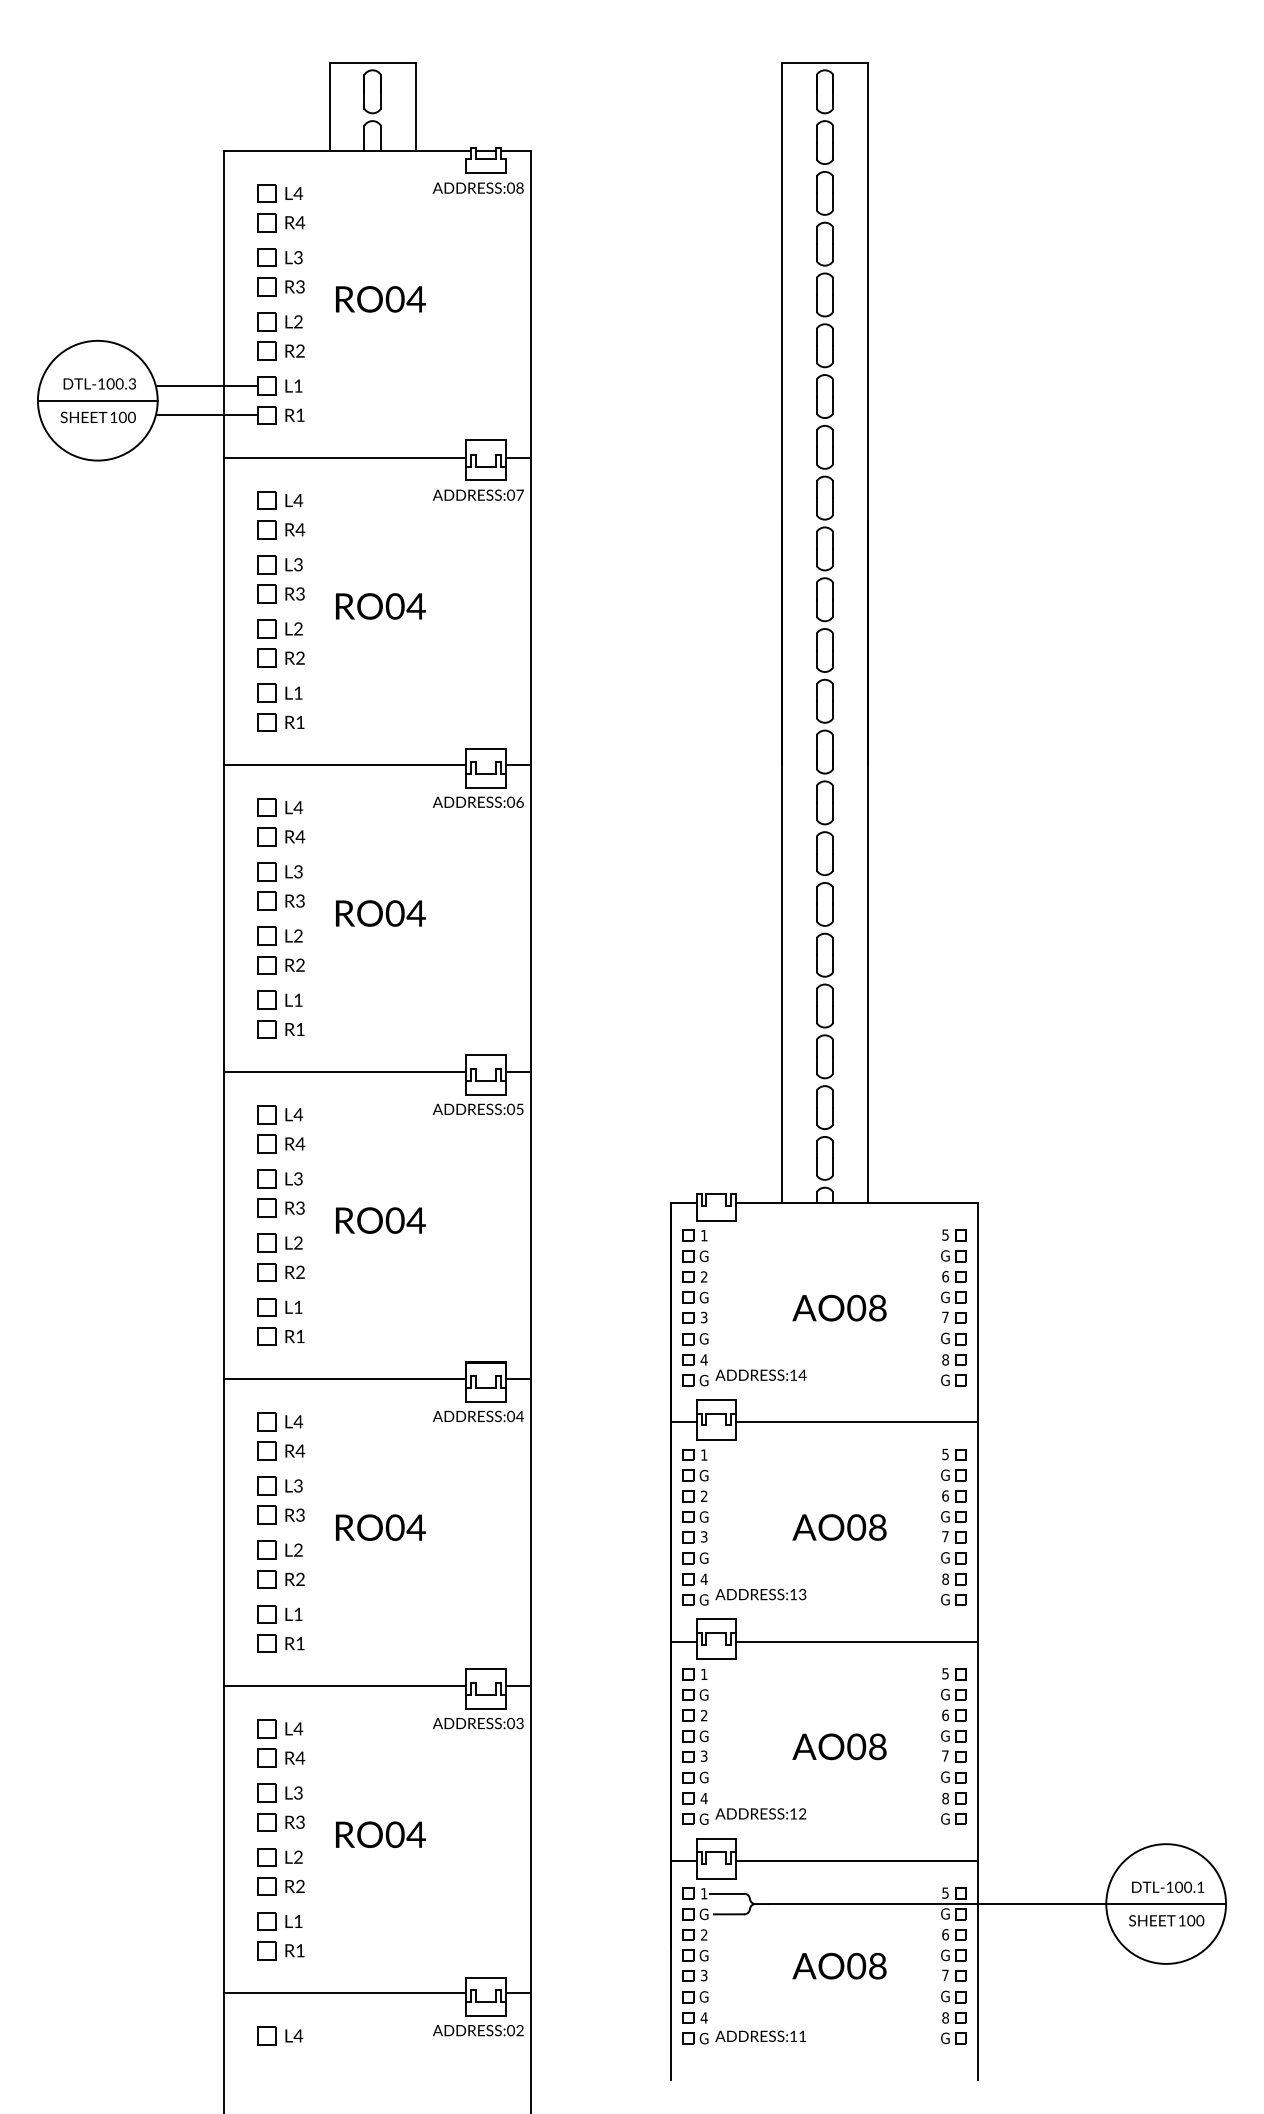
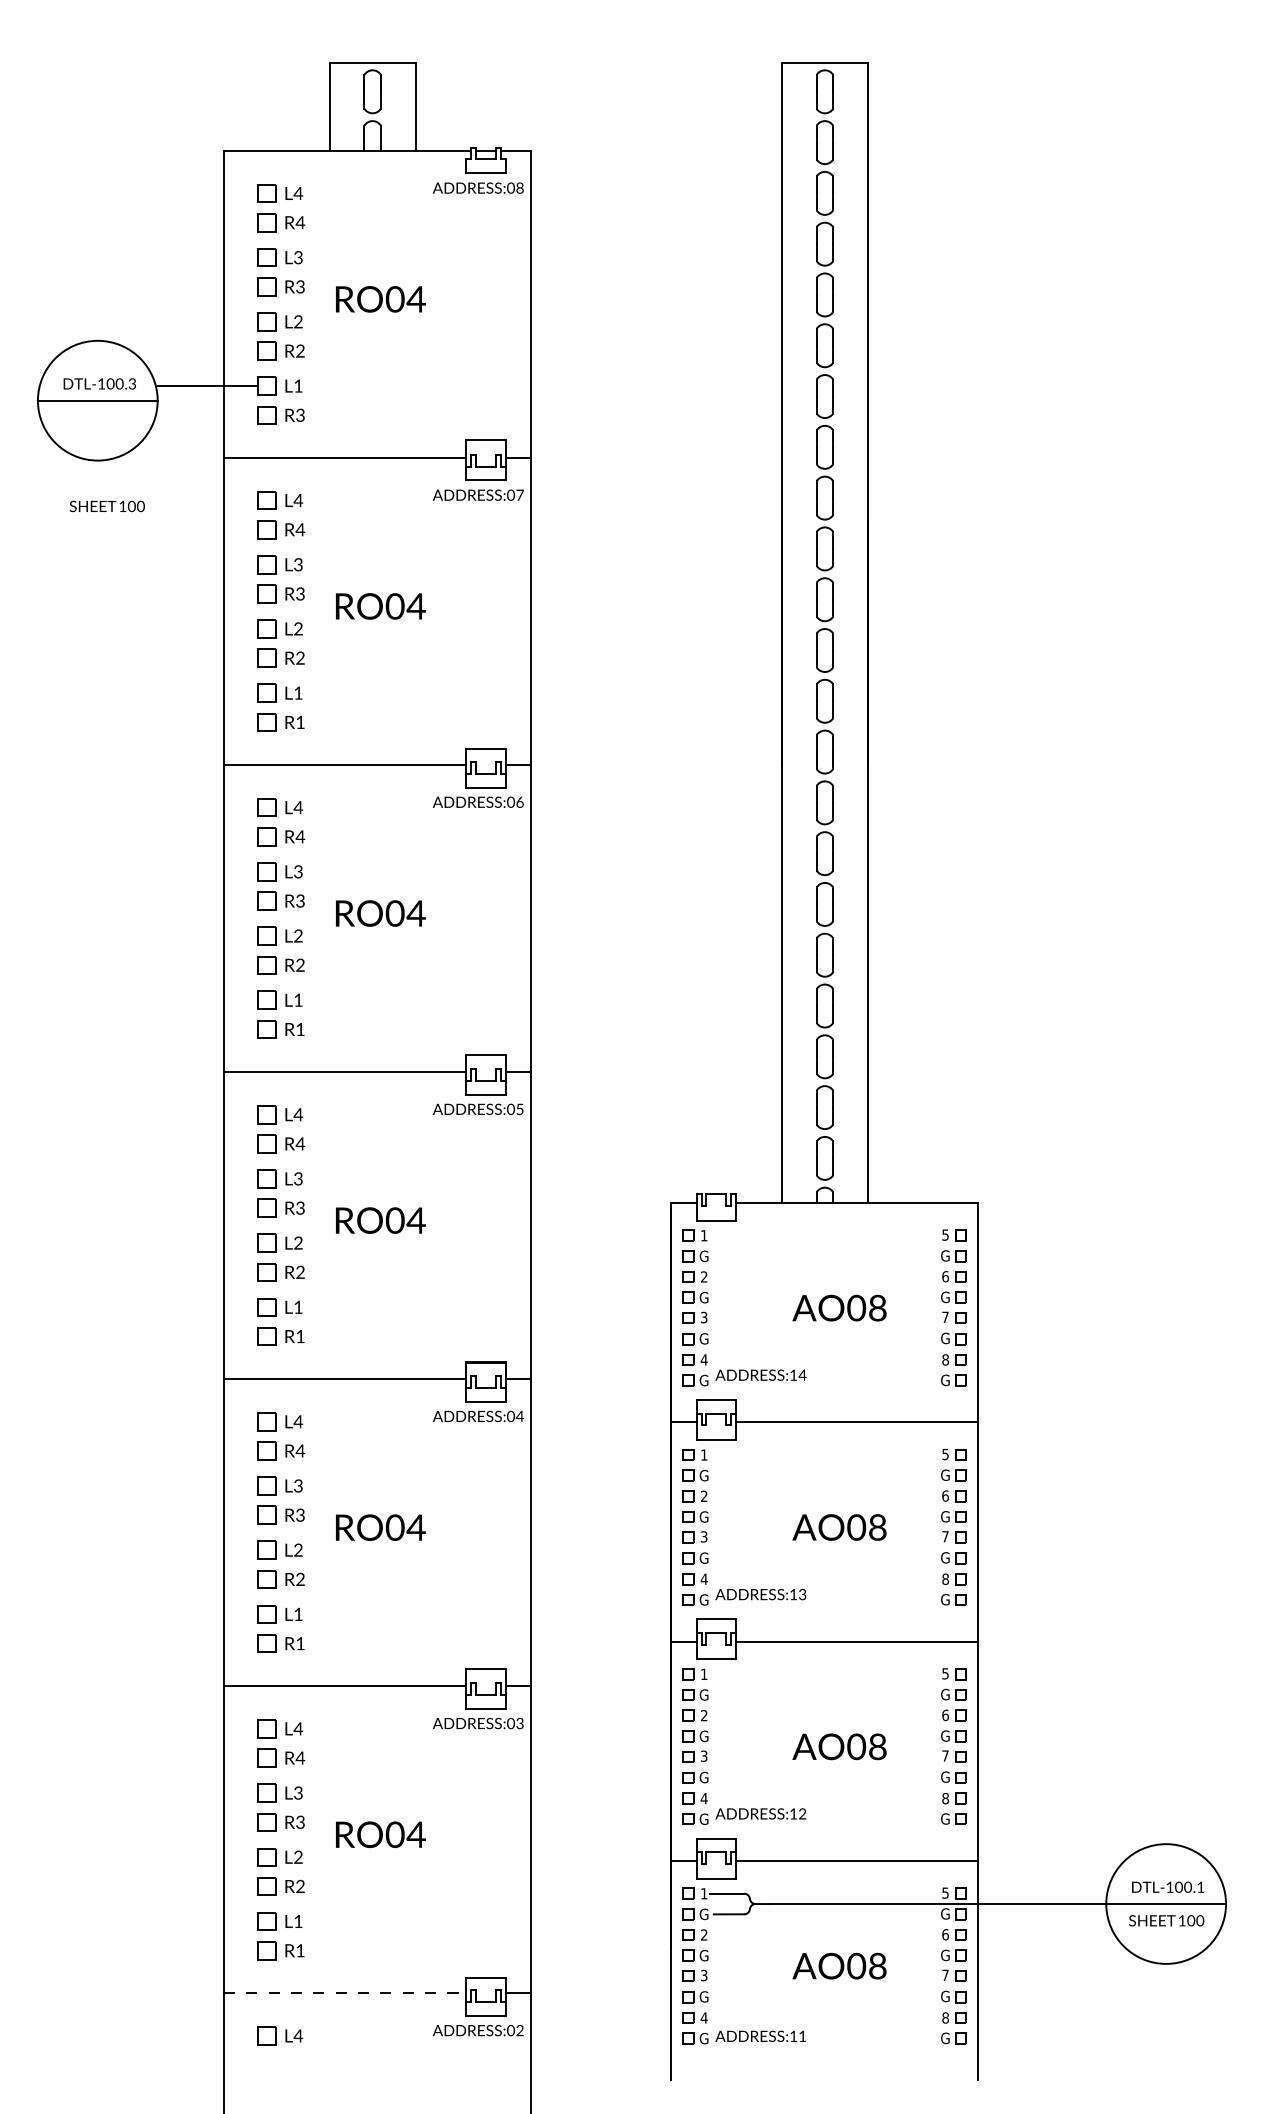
text: R1 -> R3 (300, 414)
line: present -> none (207, 415)
text position: (97, 417) -> (106, 506) (106, 506)
line: solid -> dashed (345, 1993)
